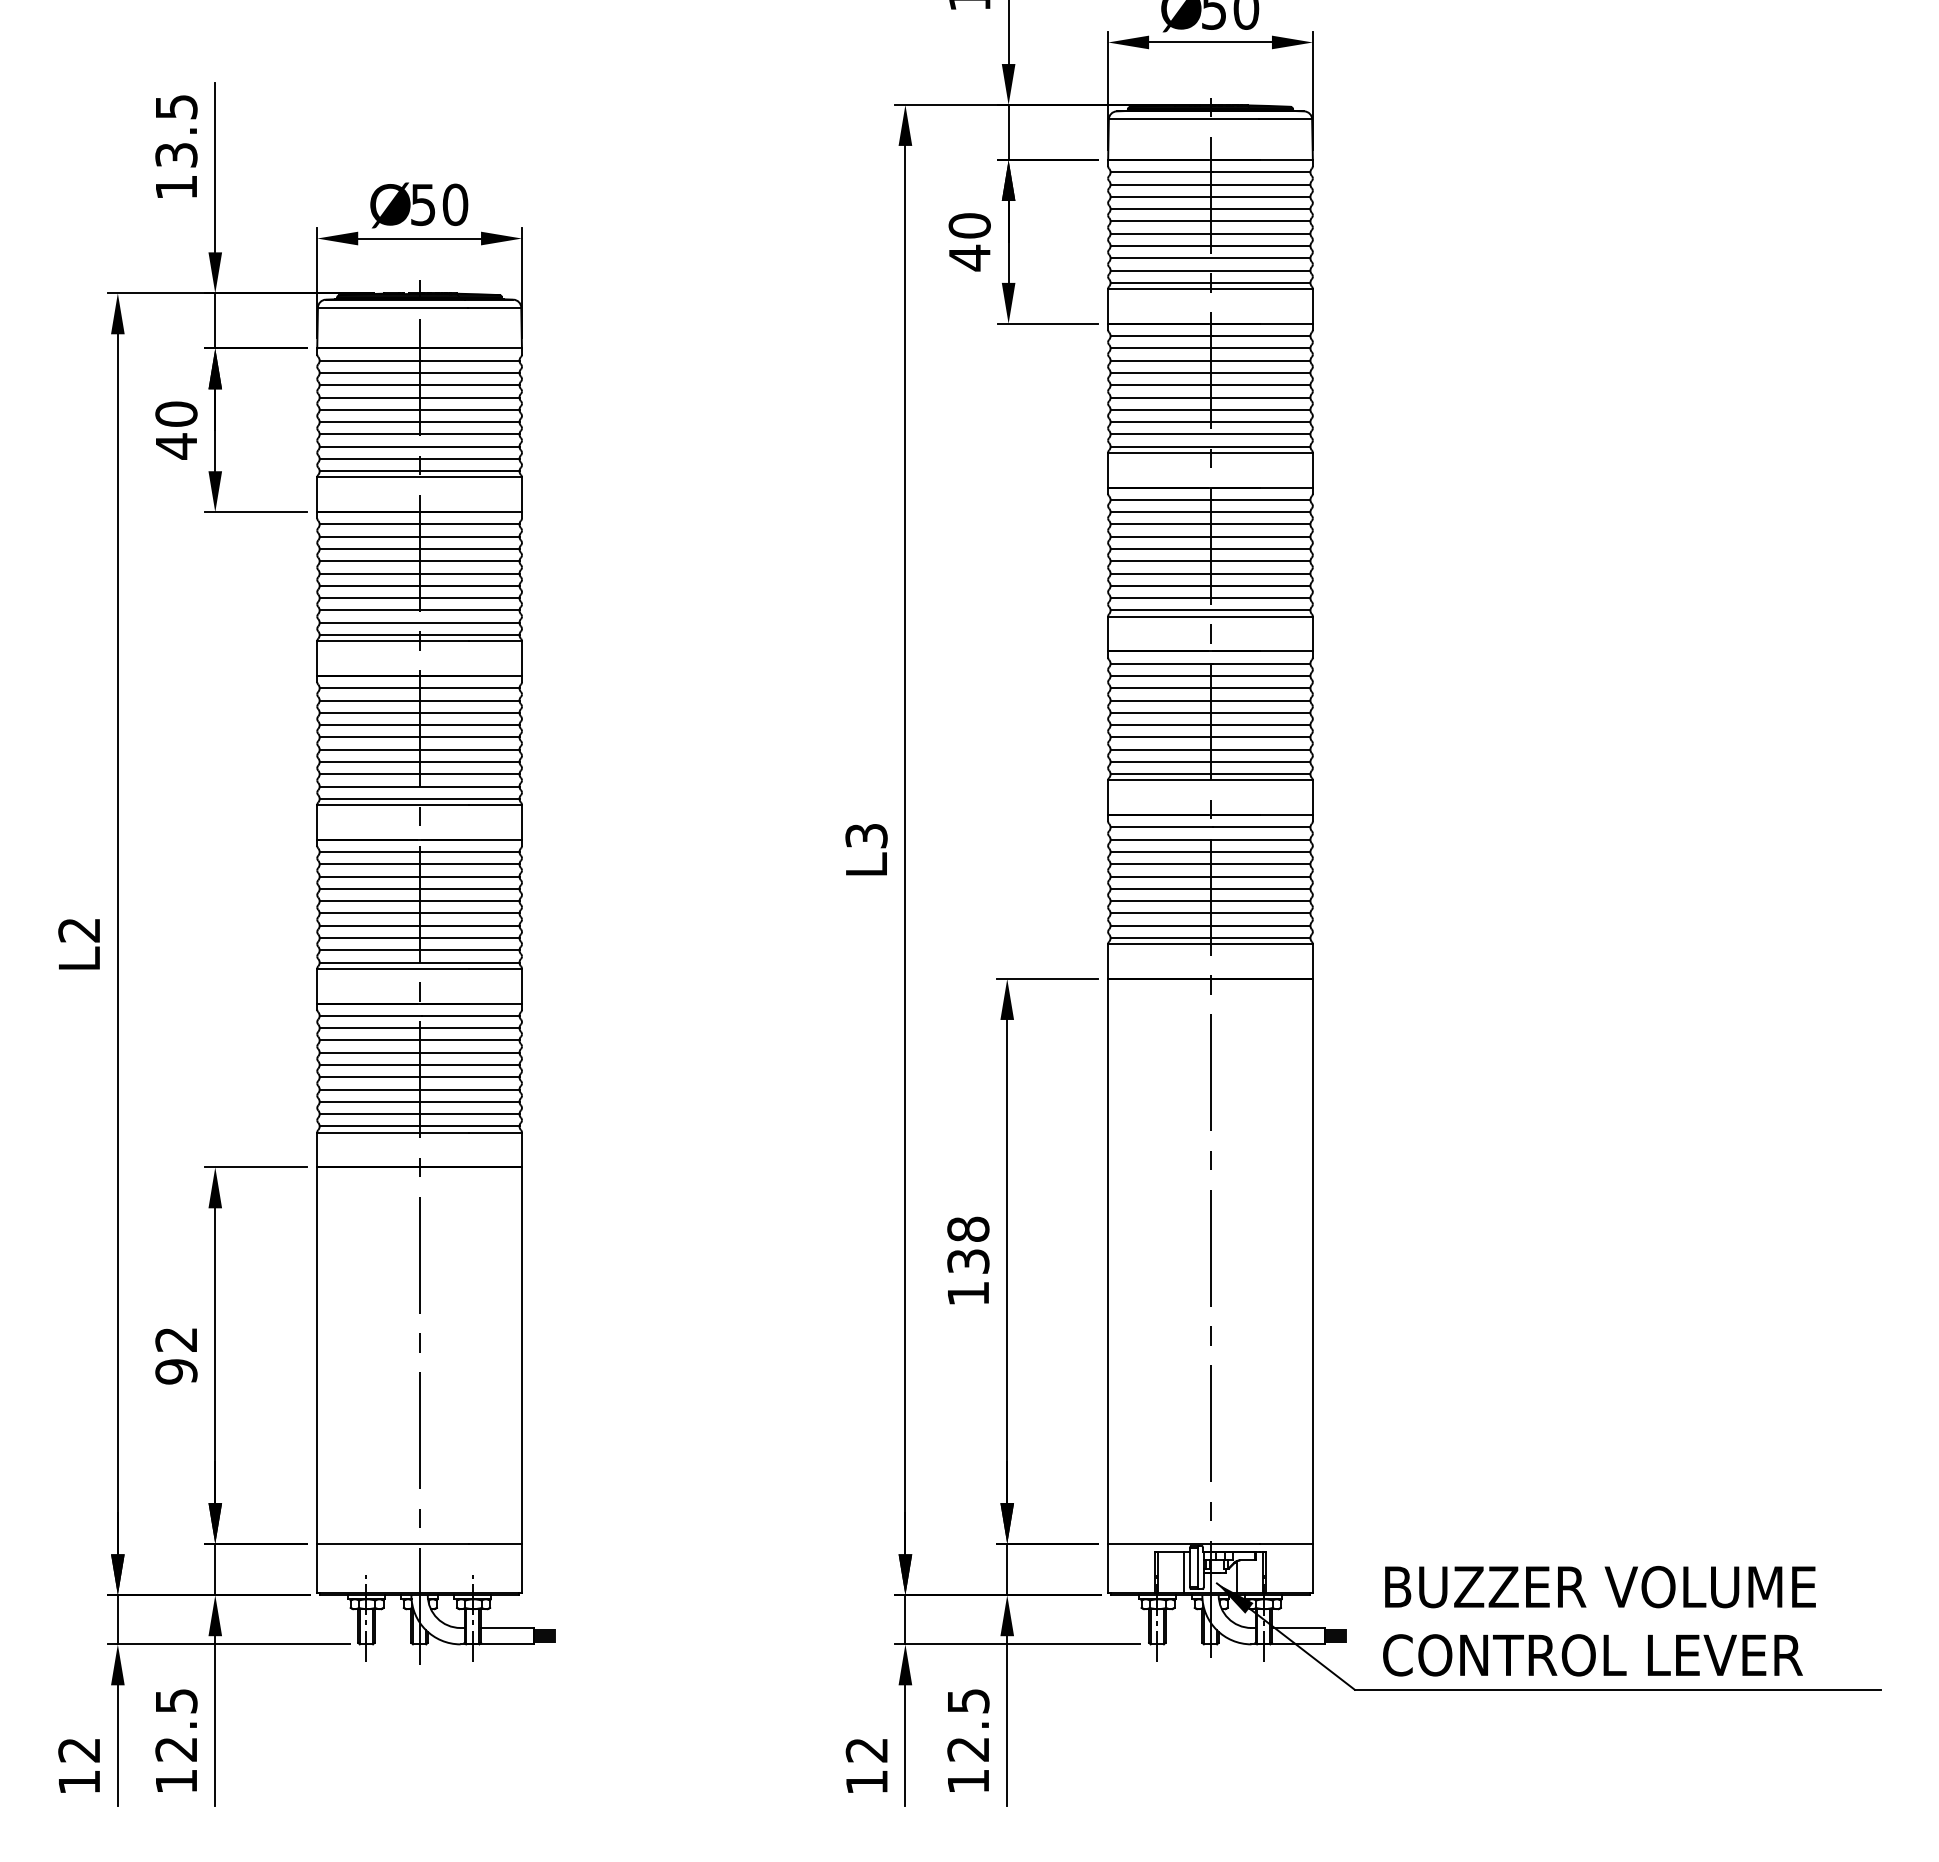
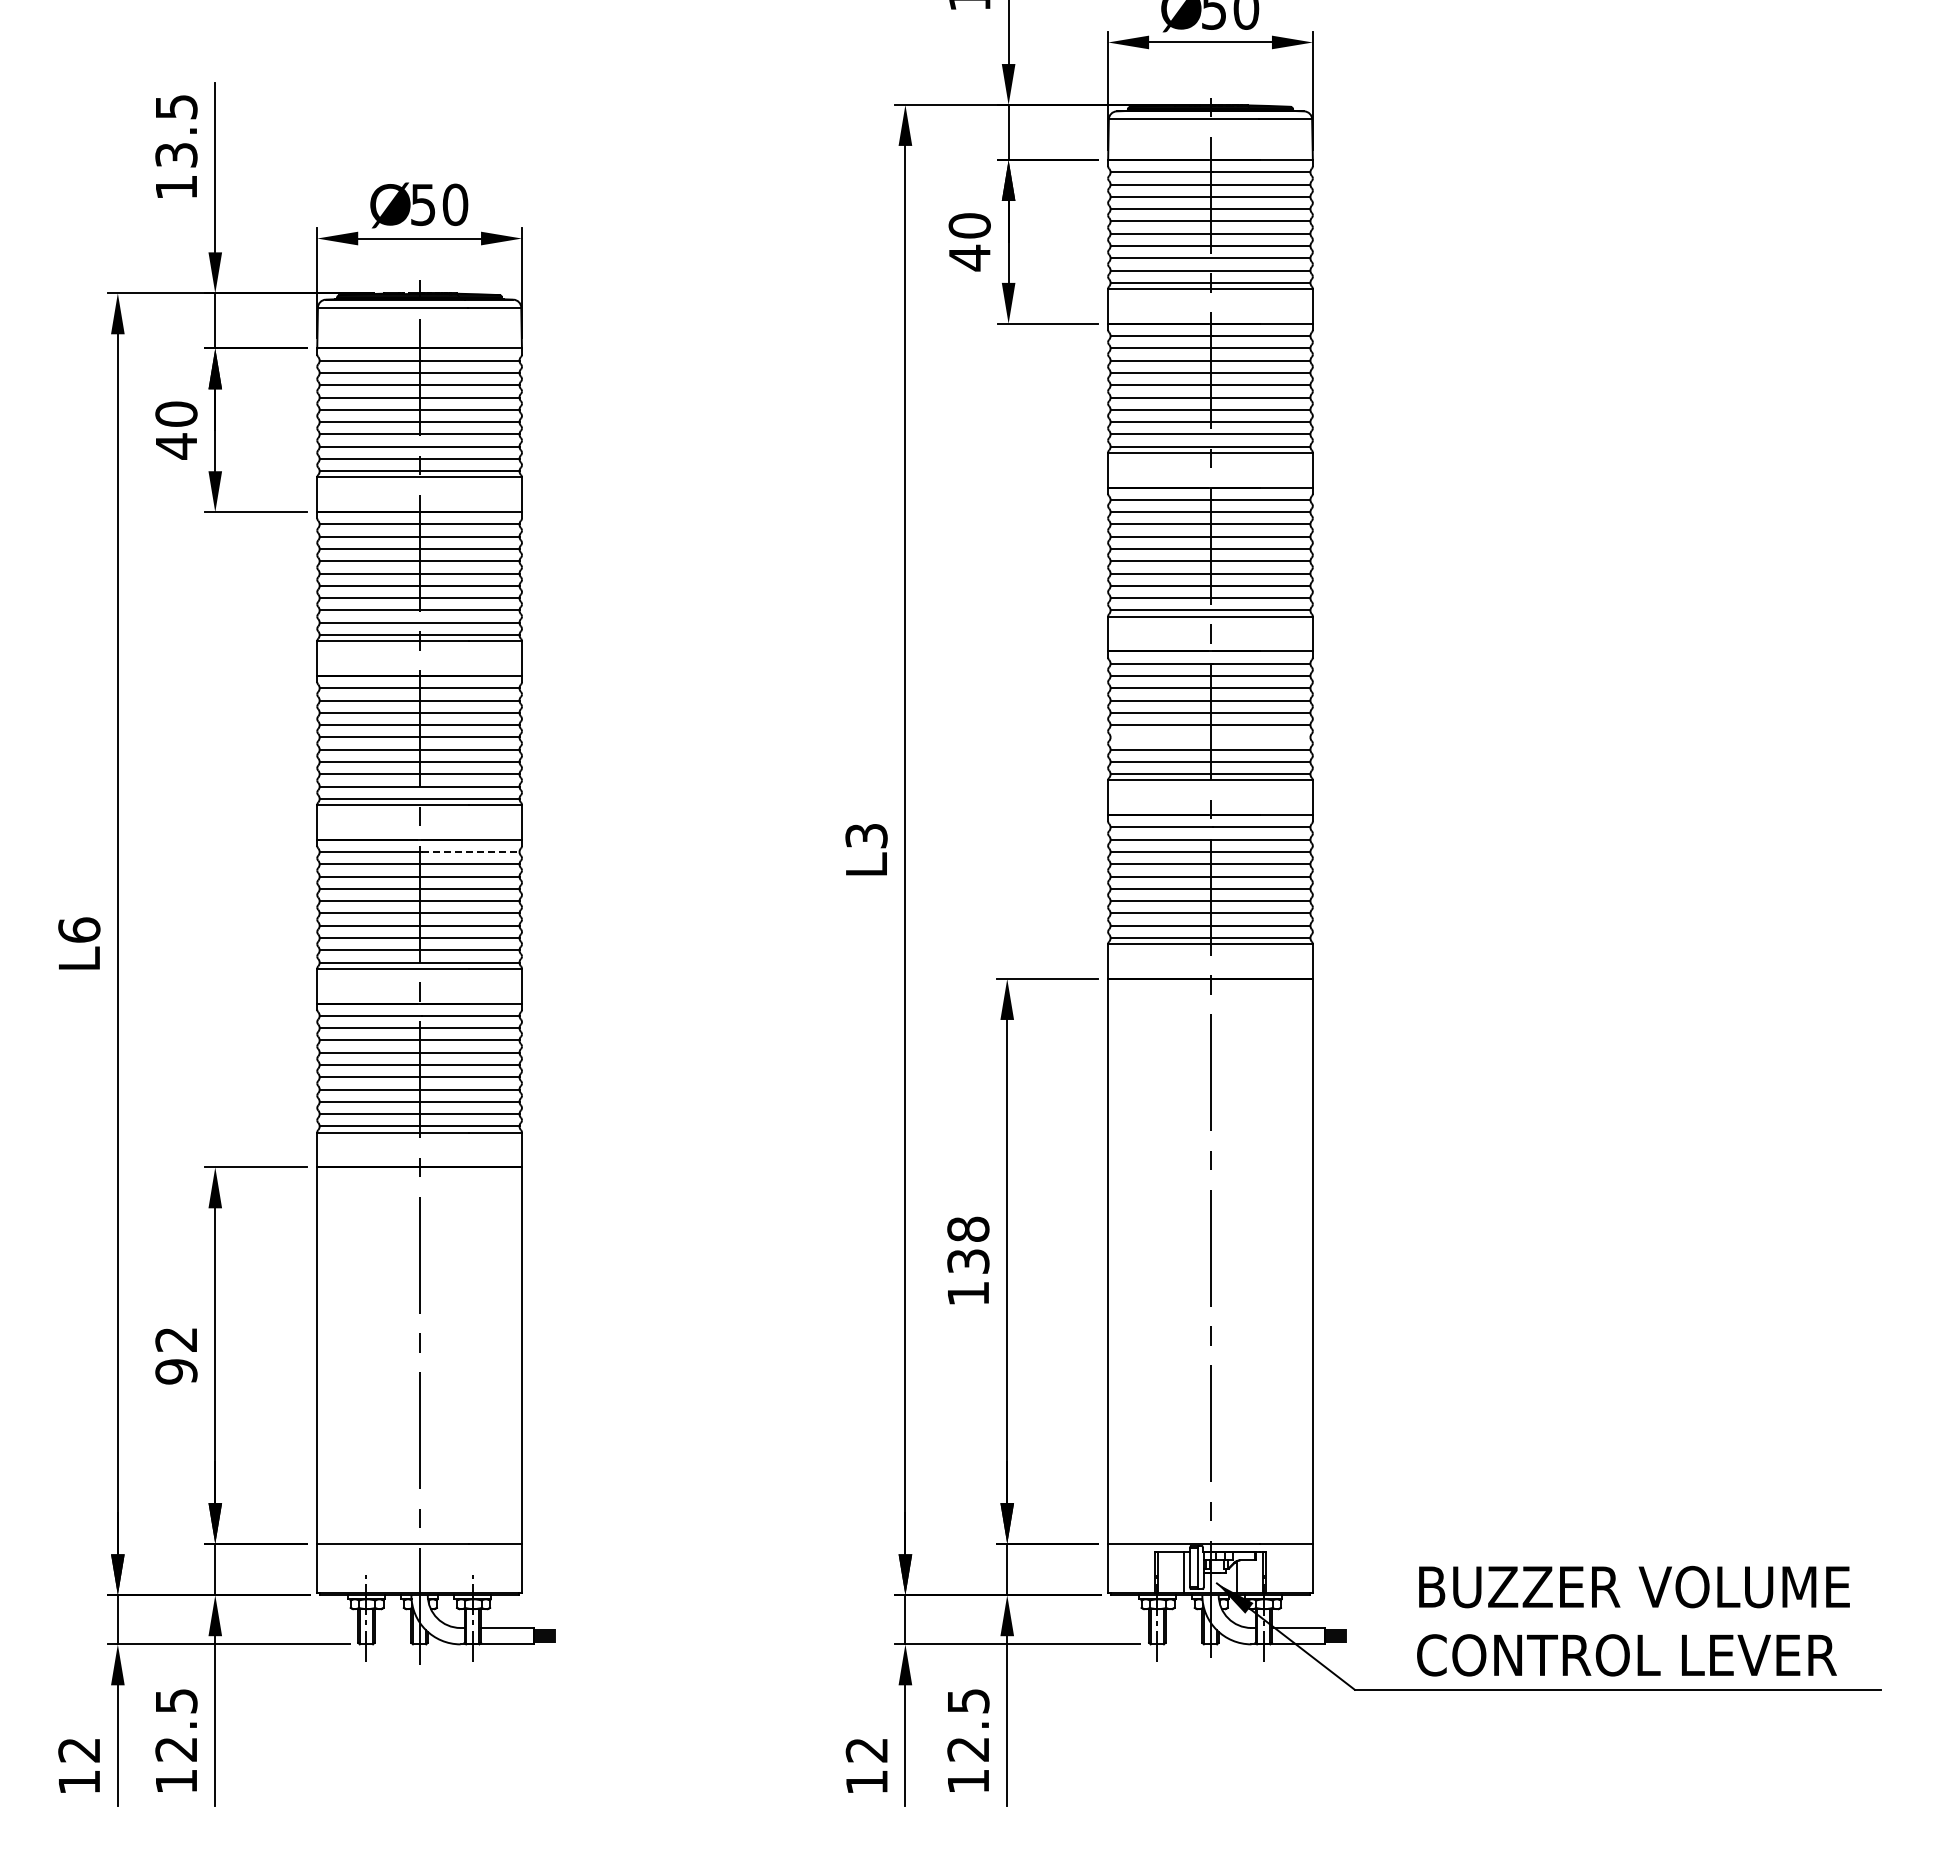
line: present -> none (1210, 737)
line: solid -> dashed (470, 852)
text: L2 -> L6 (79, 929)
text position: (1599, 1621) -> (1633, 1621) (1633, 1621)
